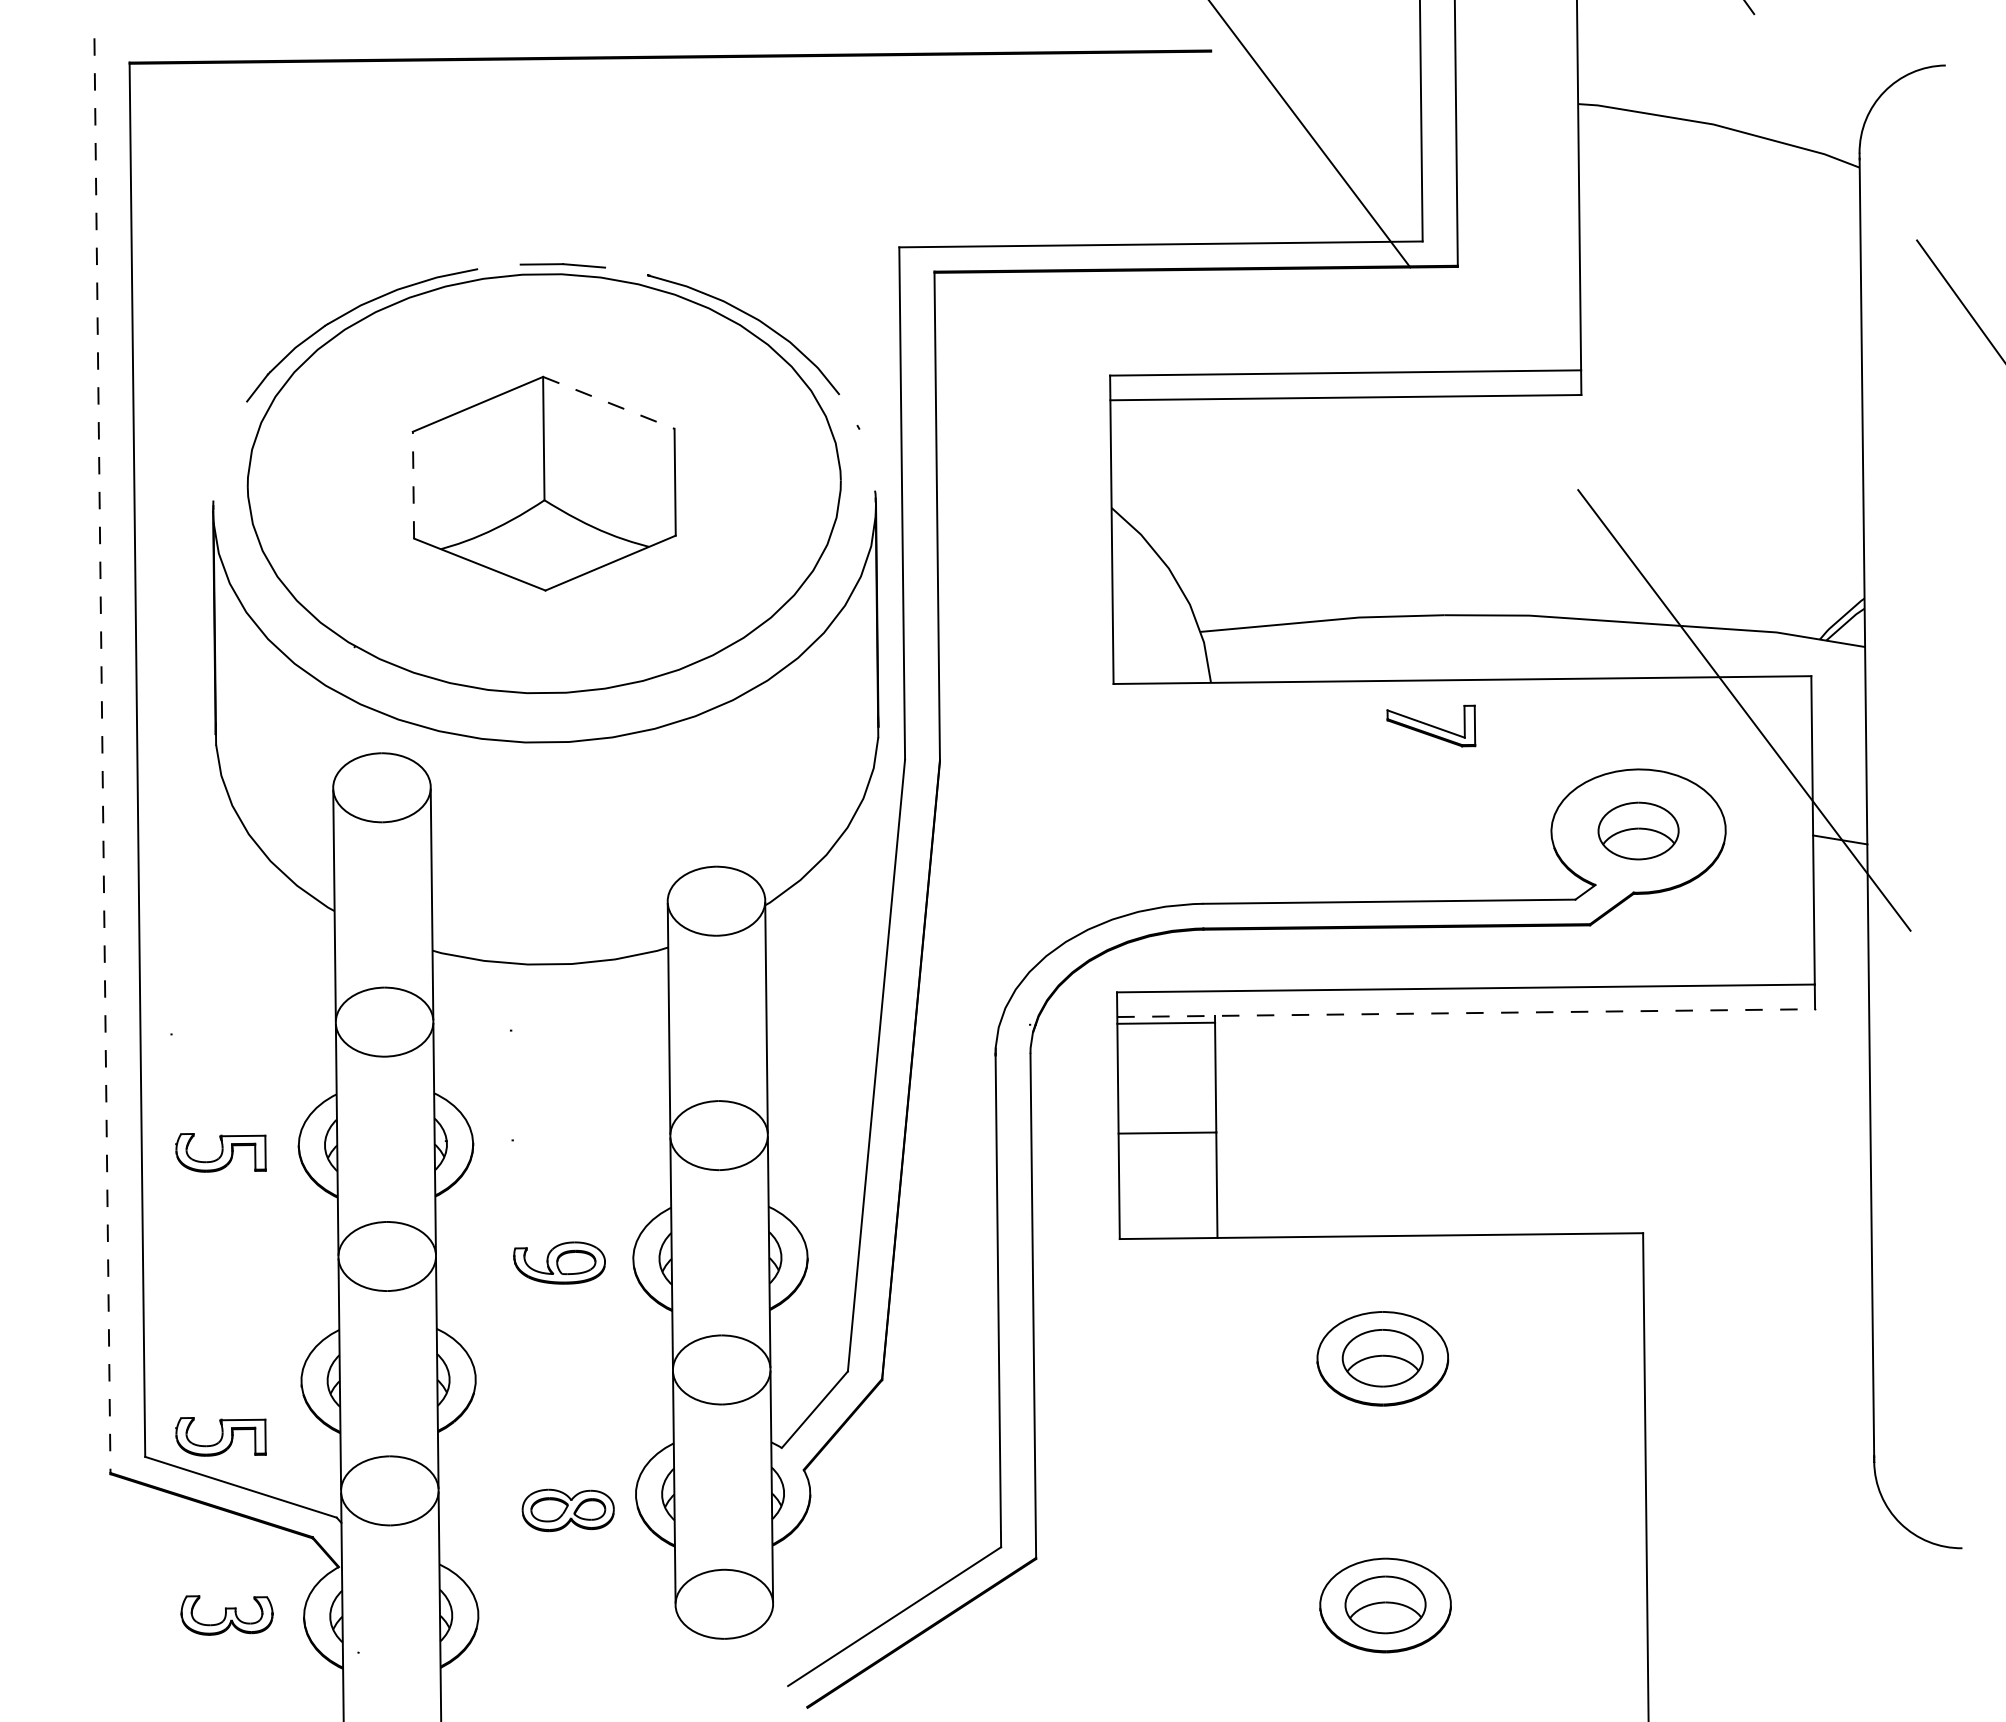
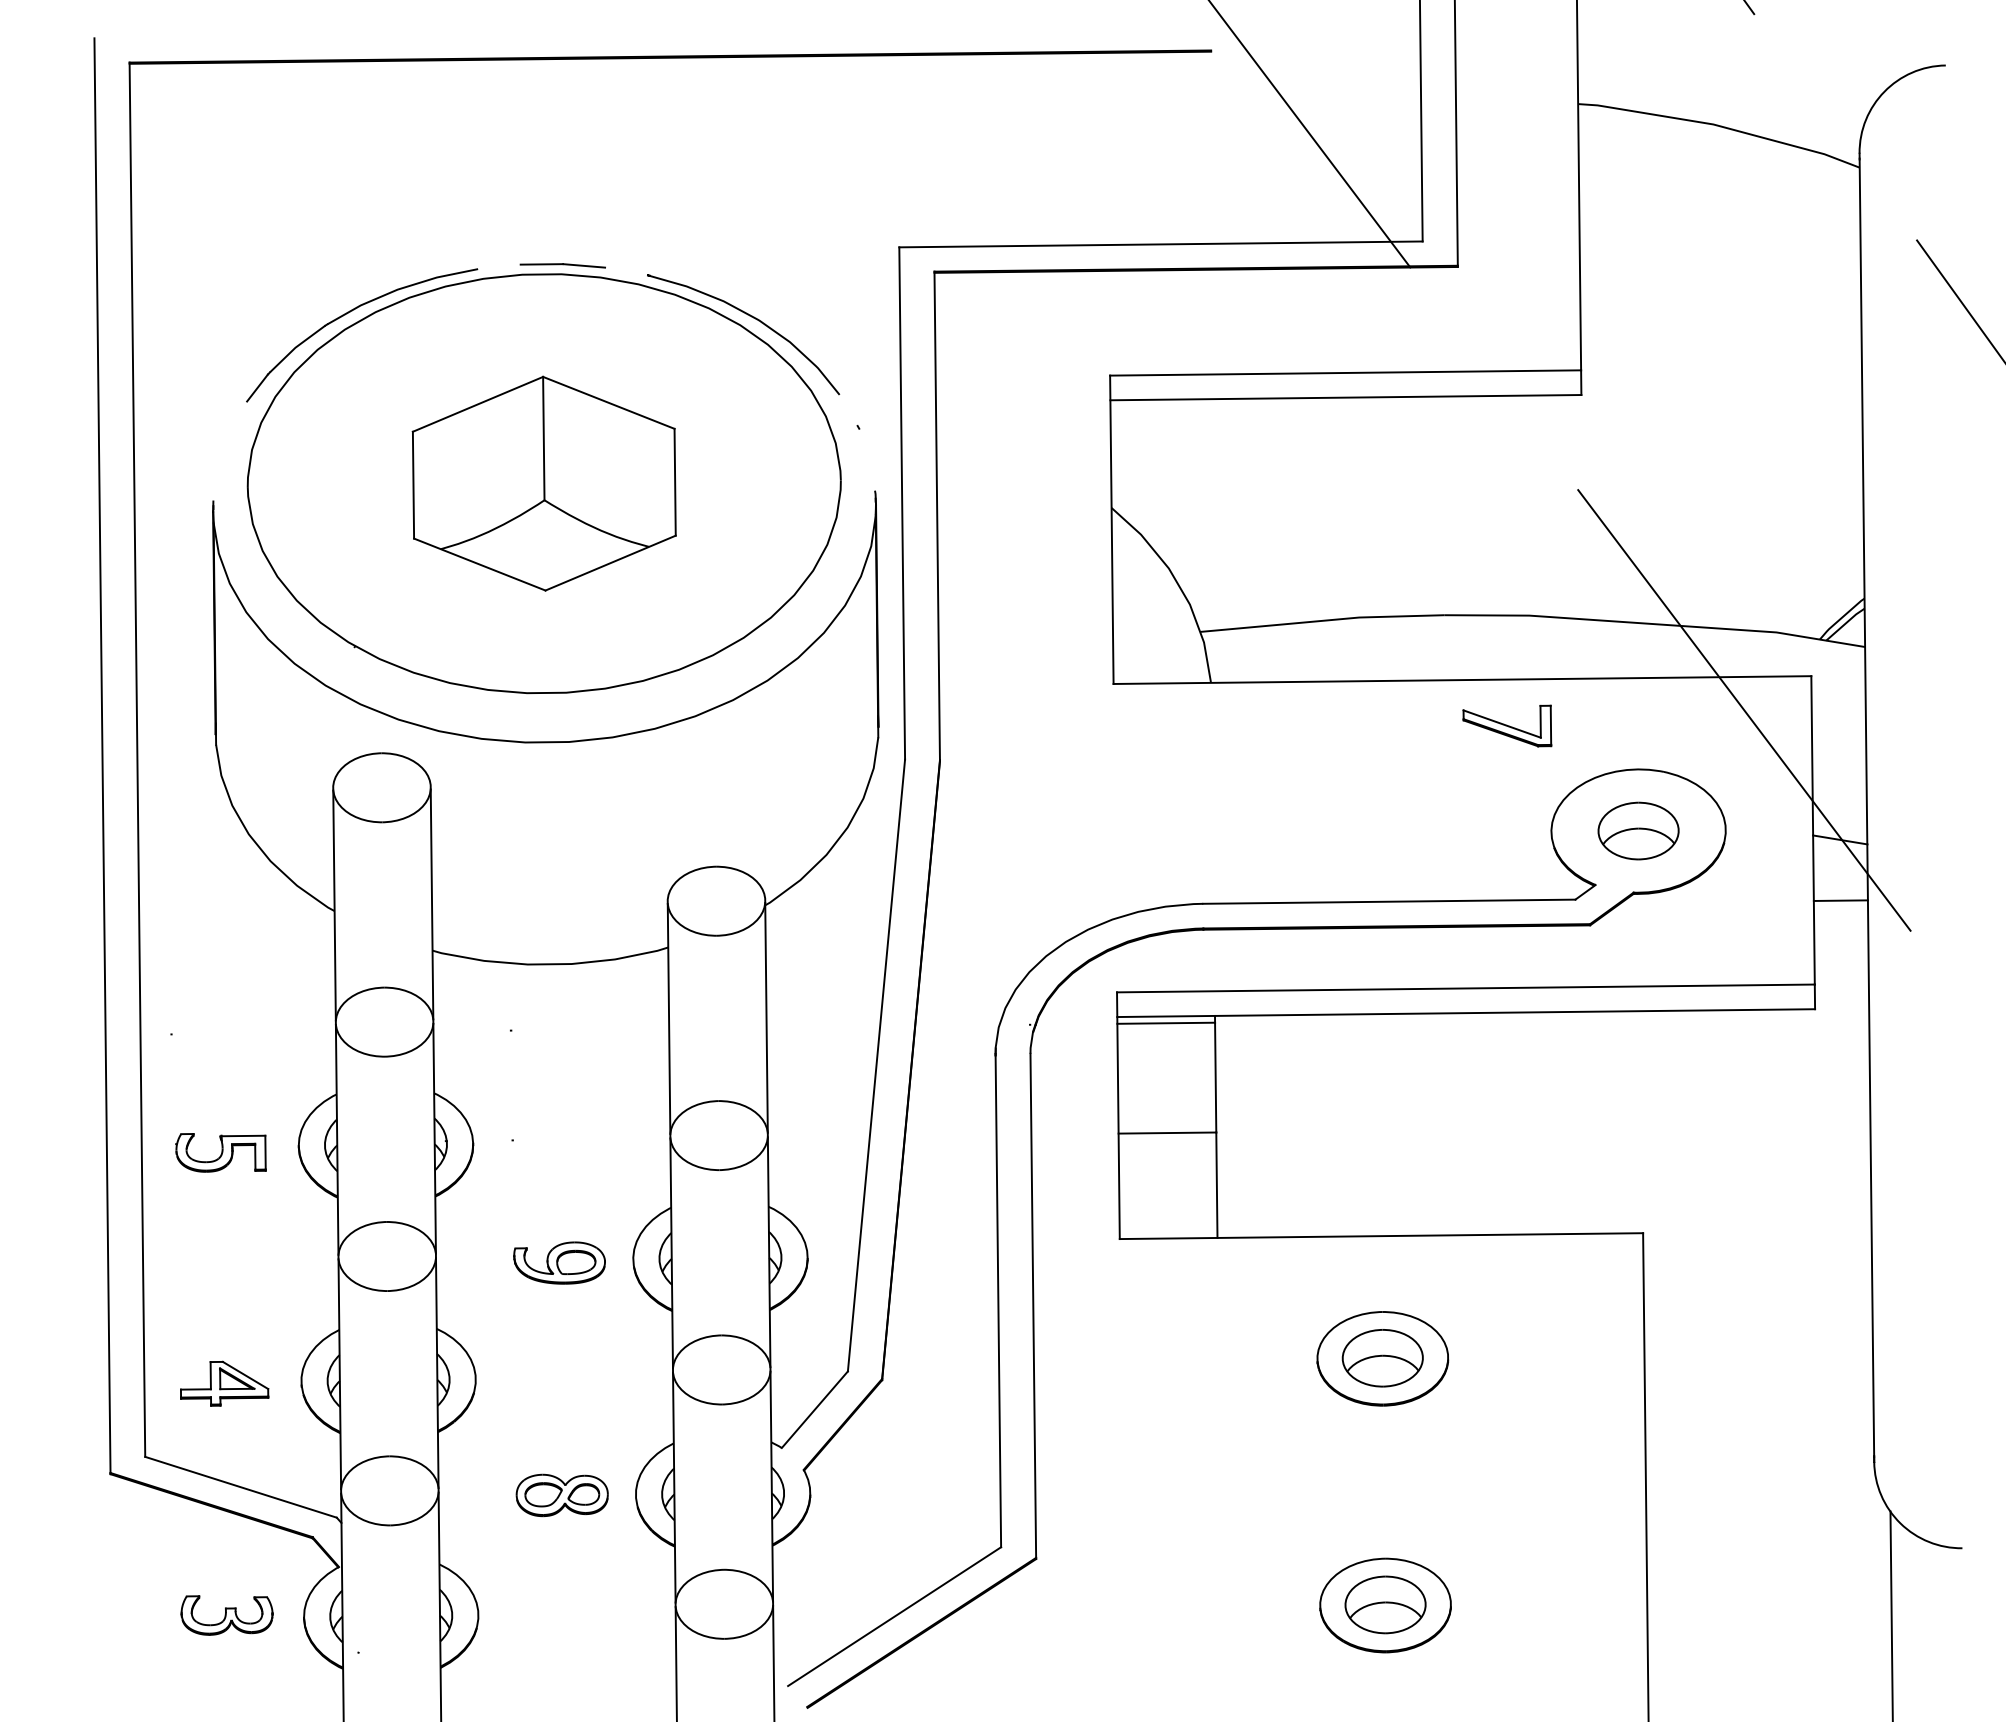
line: dashed -> solid (608, 402)
line: dashed -> solid (413, 484)
part position: (1431, 725) -> (1507, 725) (1507, 725)
line: dashed -> solid (102, 756)
line: none -> present (1840, 900)
line: dashed -> solid (1466, 1013)
part: none -> present (224, 1383)
part: present -> none (220, 1436)
part position: (567, 1510) -> (561, 1495) (561, 1495)
line: none -> present (1891, 1614)
line: none -> present (675, 1662)
line: none -> present (773, 1662)
